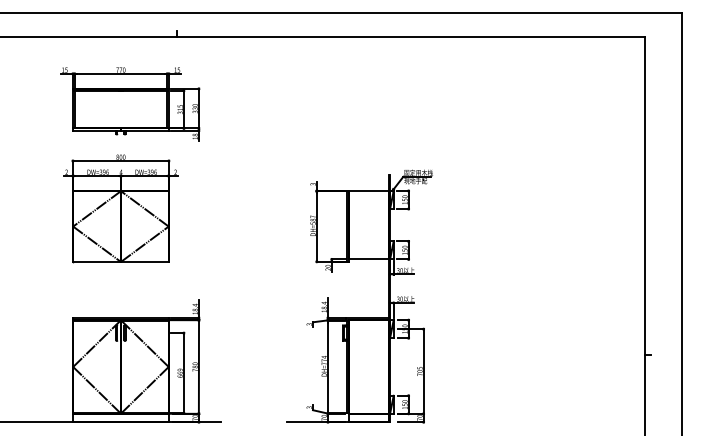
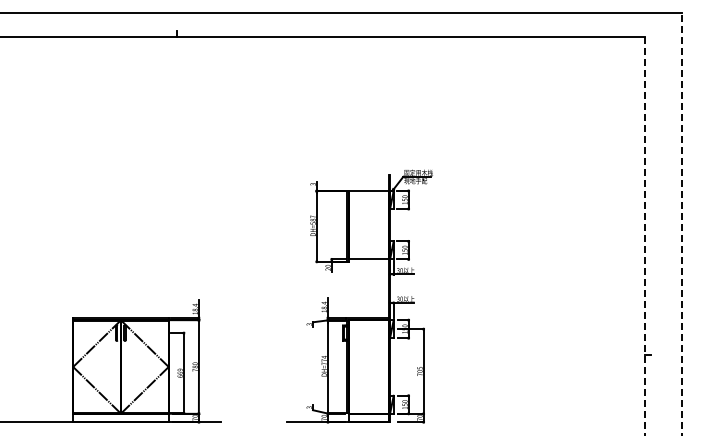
part: present -> none (130, 104)
part: present -> none (120, 208)
line: solid -> dashed (681, 224)
line: solid -> dashed (644, 236)
